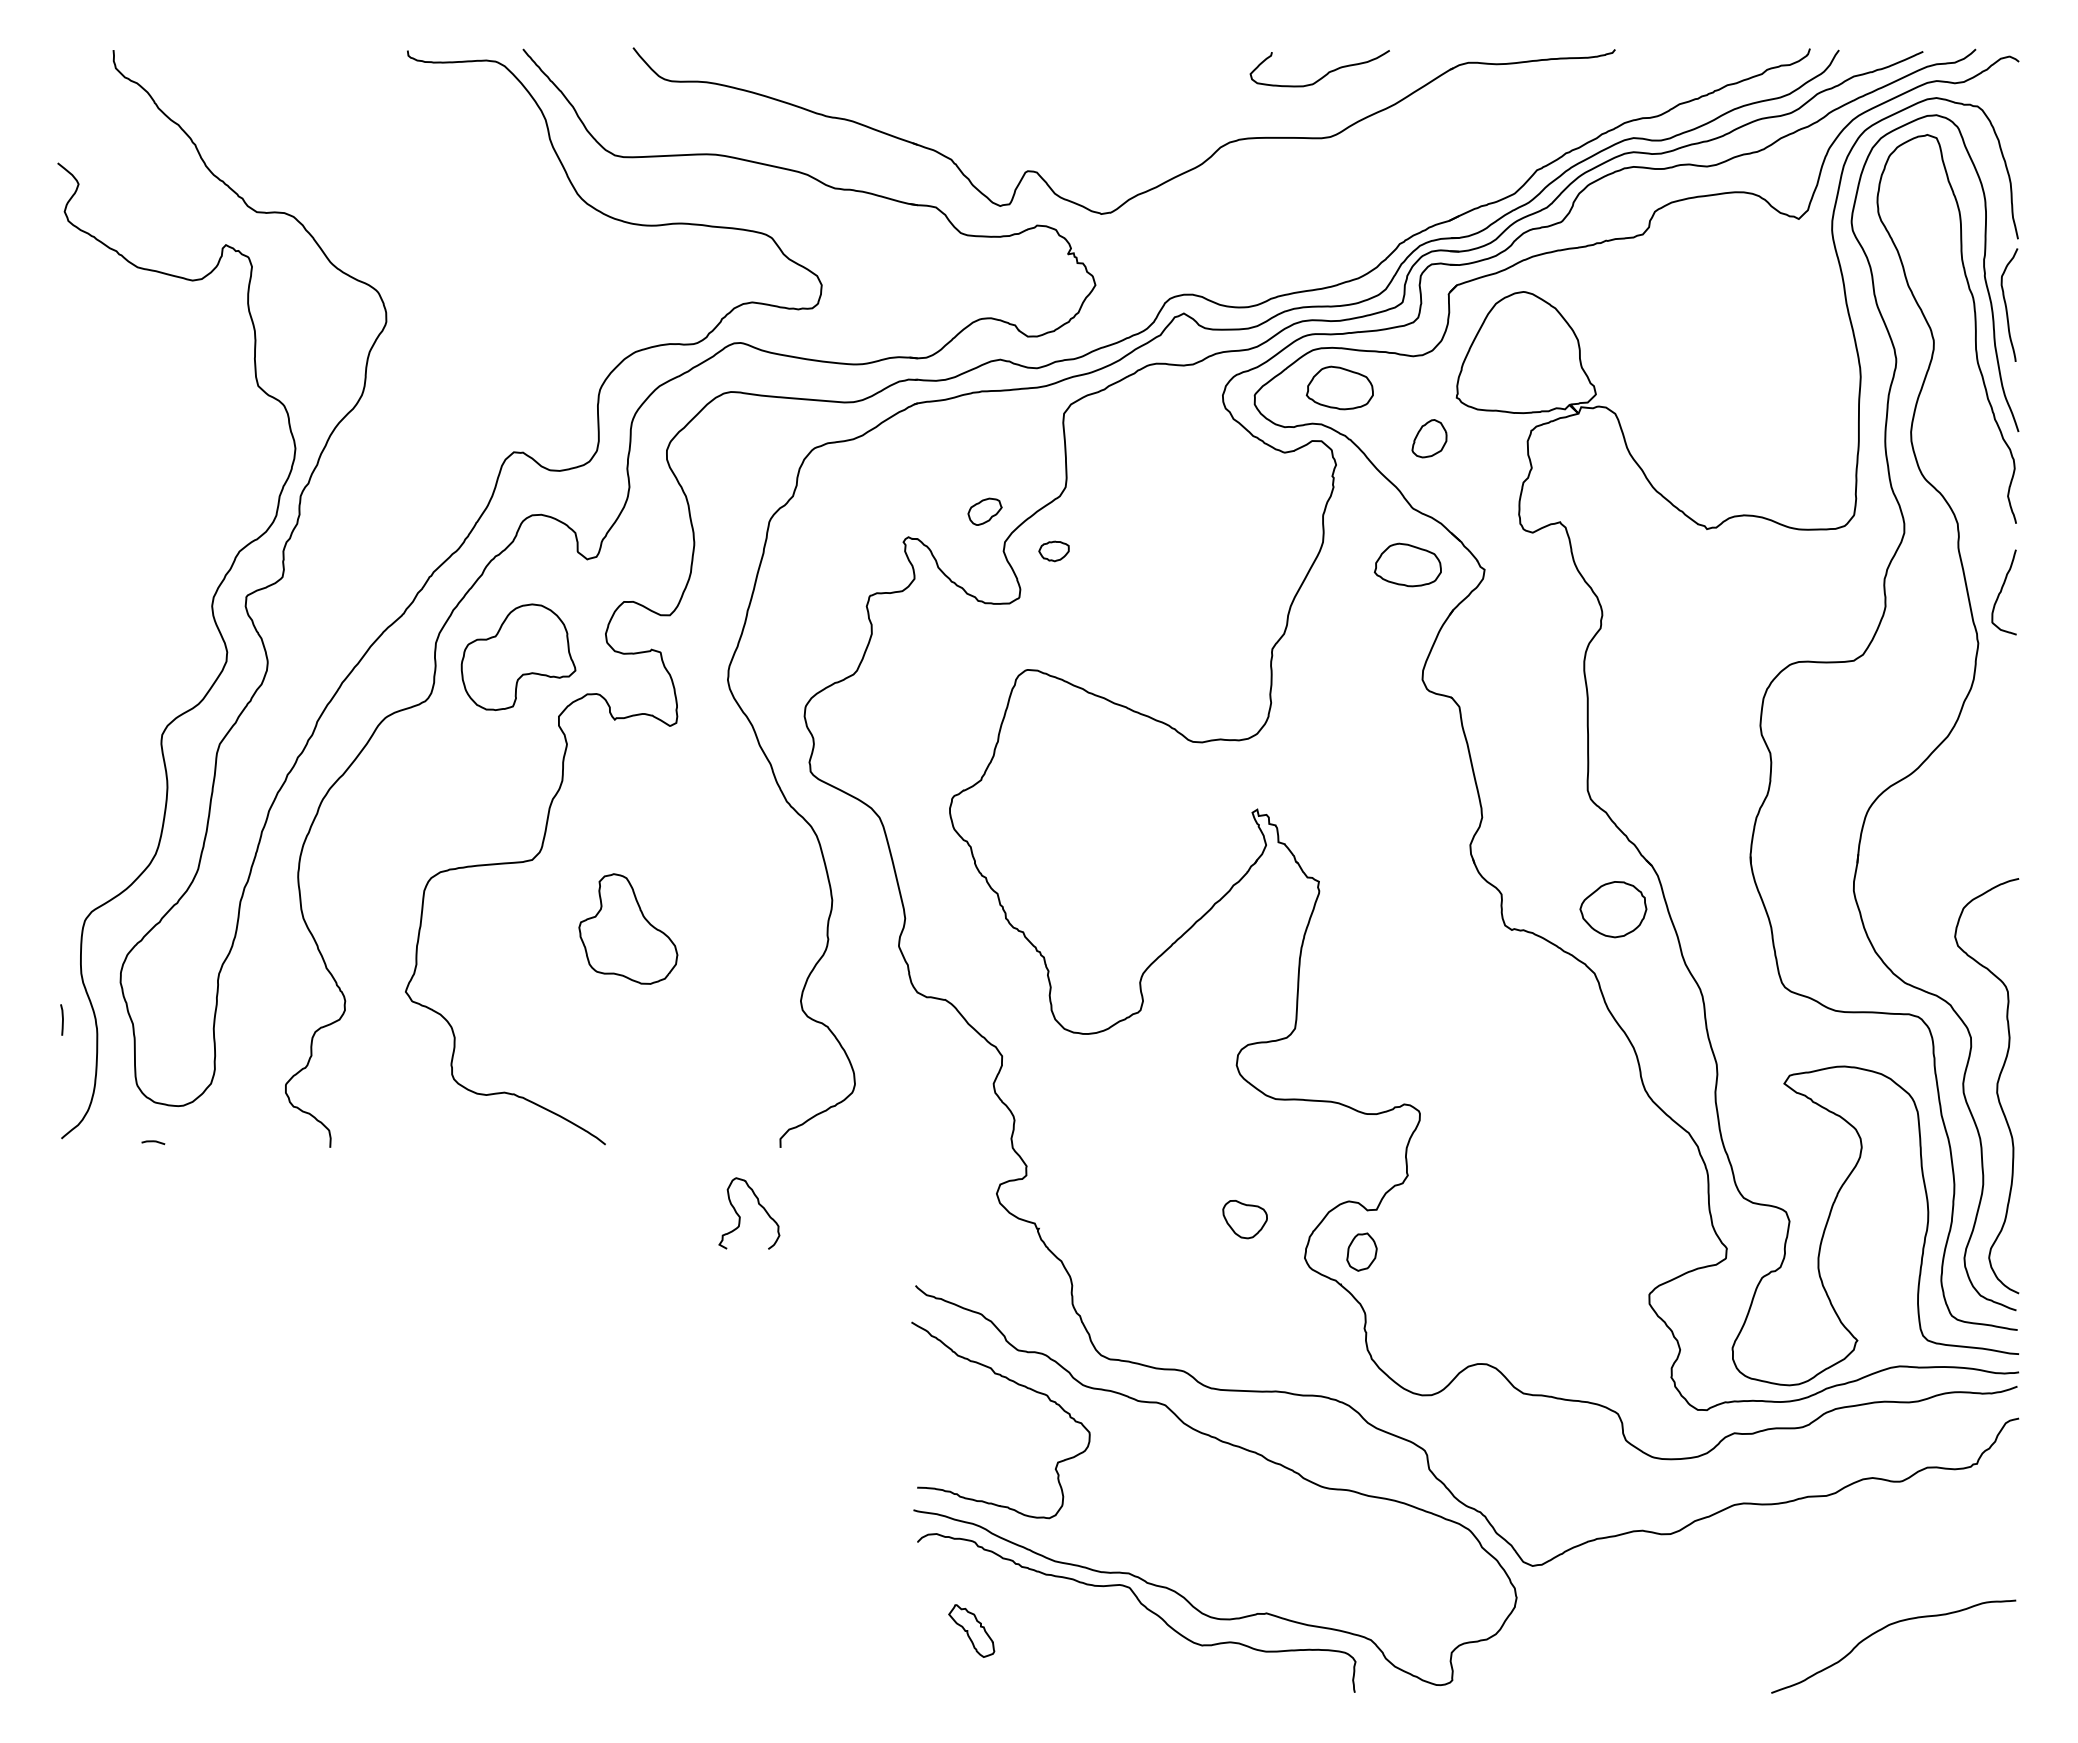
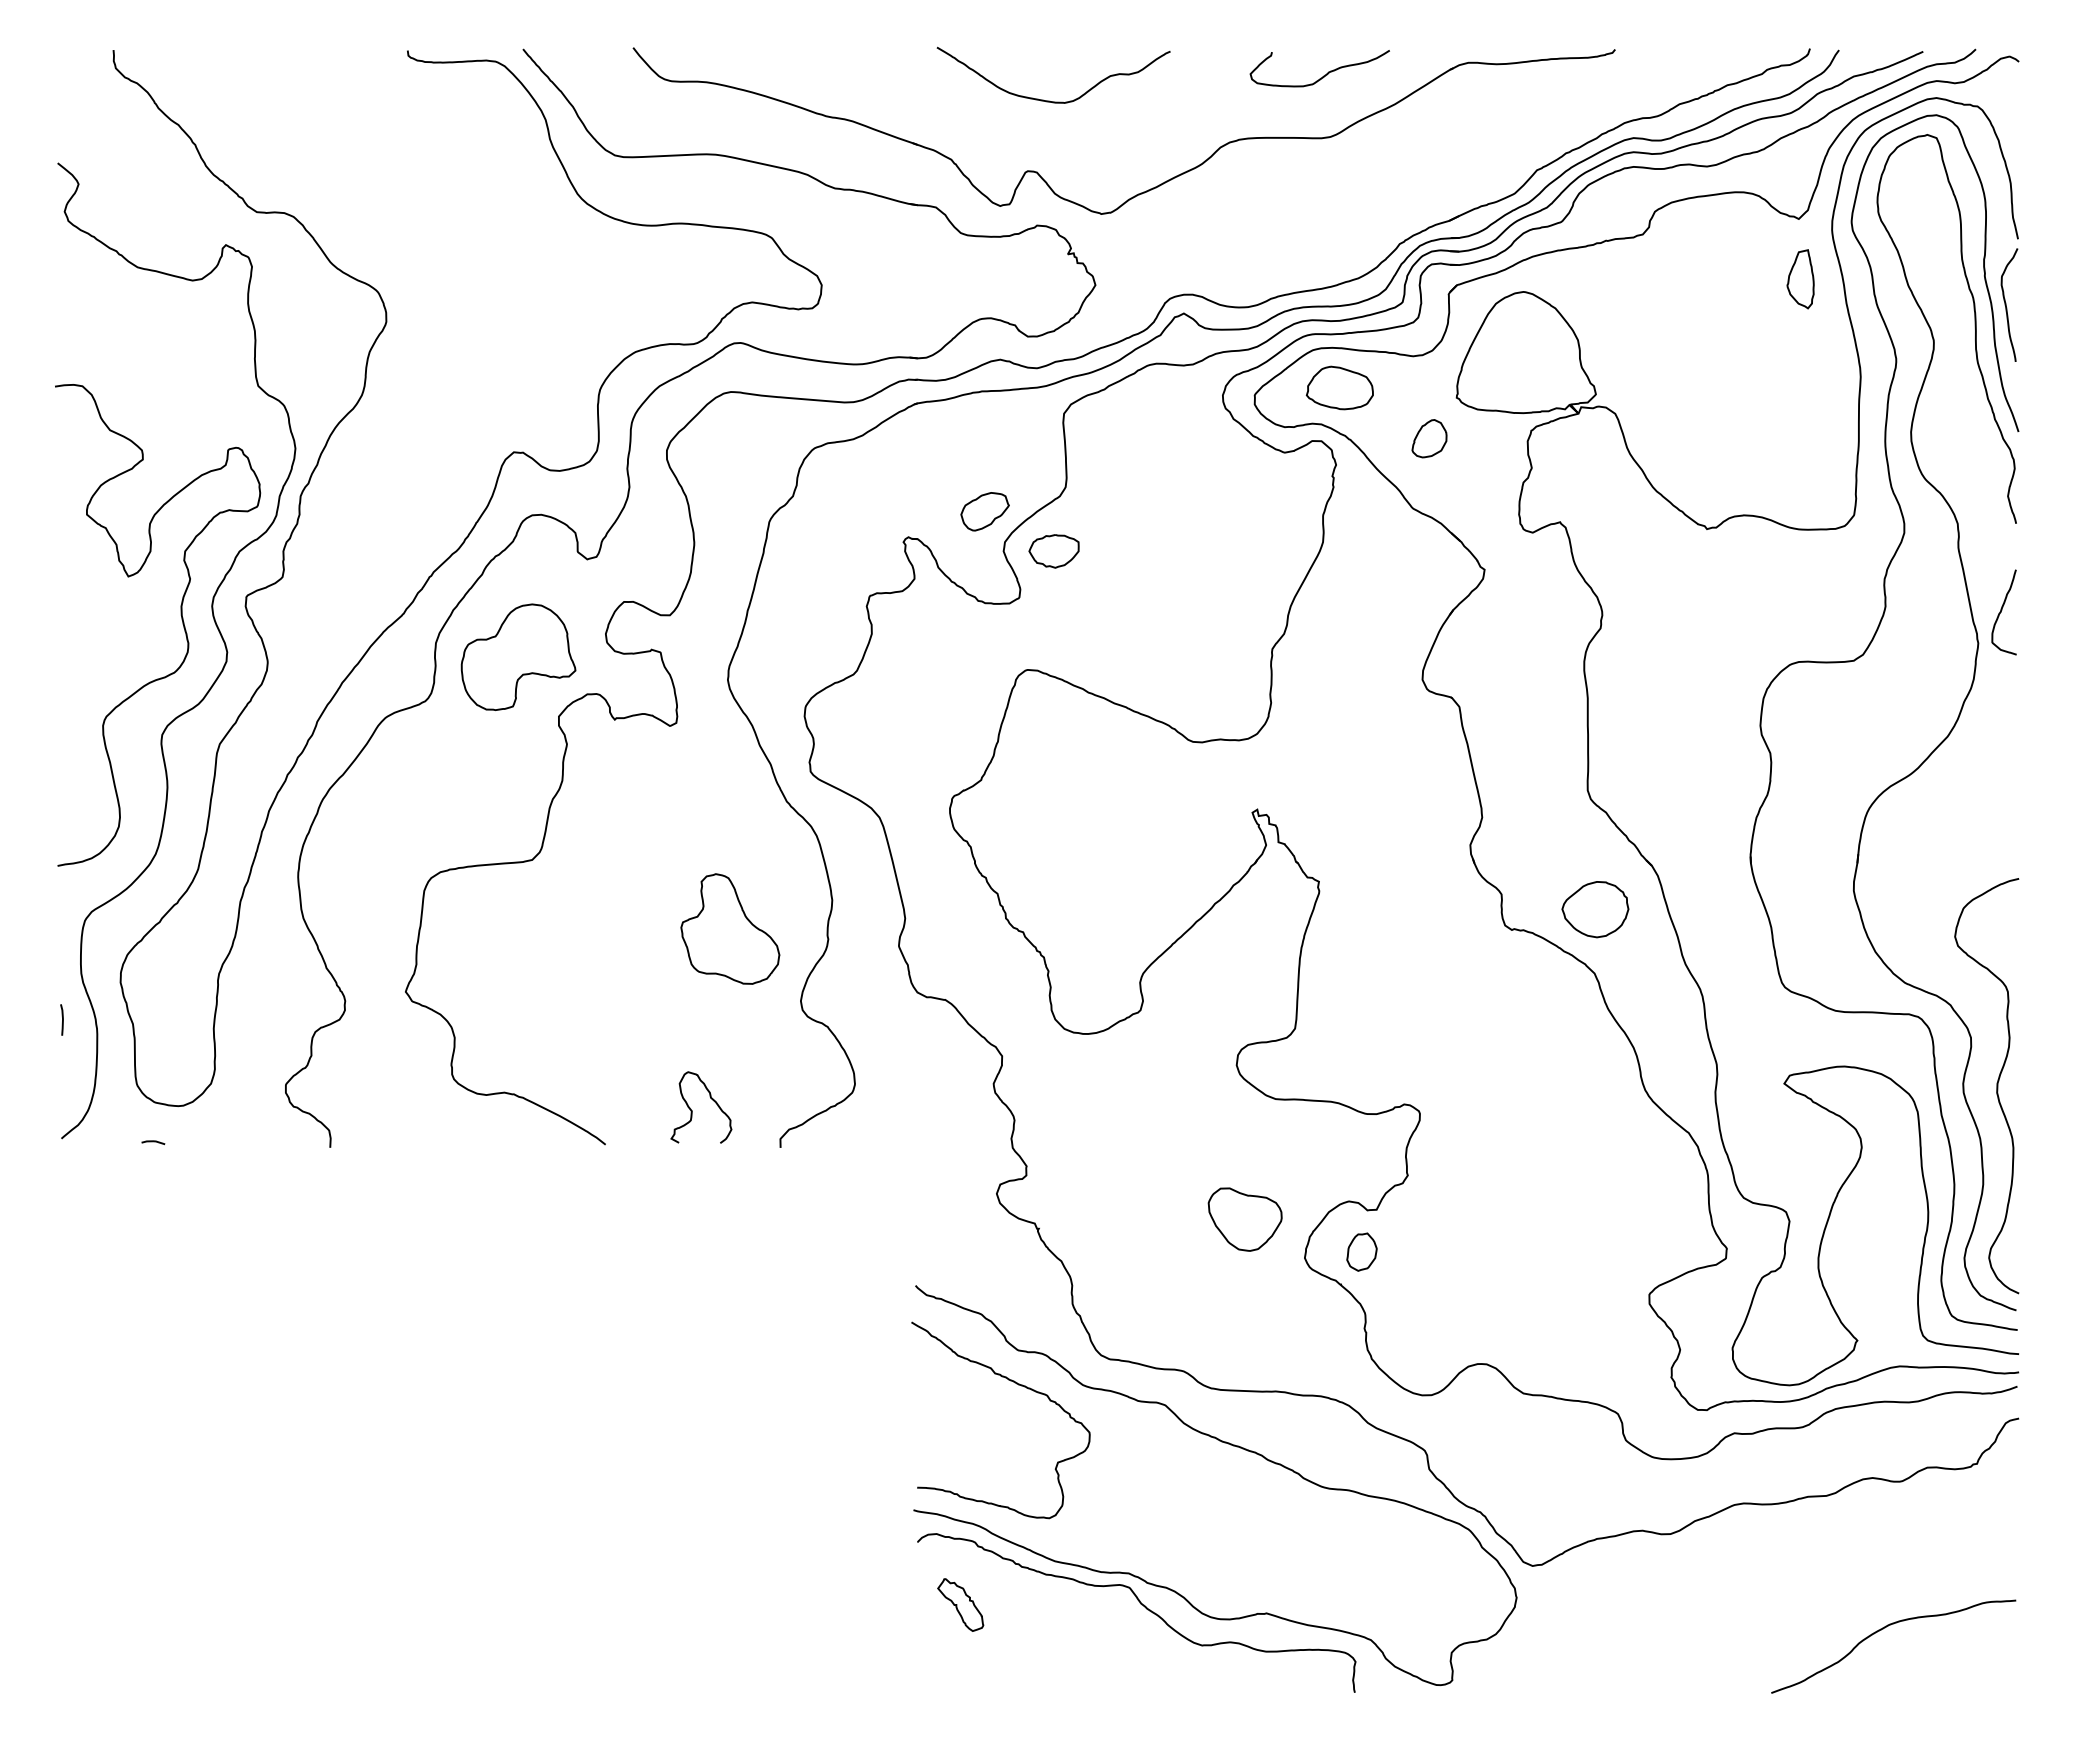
curve: none -> present (1049, 100)
part: none -> present (1800, 279)
part size: 36x29 px -> 50x40 px (984, 511)
part size: 32x23 px -> 52x35 px (1053, 551)
part: present -> none (1407, 564)
curve position: (2001, 592) -> (2001, 612) (2001, 612)
curve: none -> present (181, 619)
part position: (1613, 909) -> (1595, 909) (1595, 909)
part position: (628, 928) -> (730, 928) (730, 928)
curve position: (740, 1216) -> (692, 1110) (692, 1110)
part size: 46x40 px -> 76x65 px (1244, 1219)
part position: (971, 1630) -> (960, 1604) (960, 1604)
